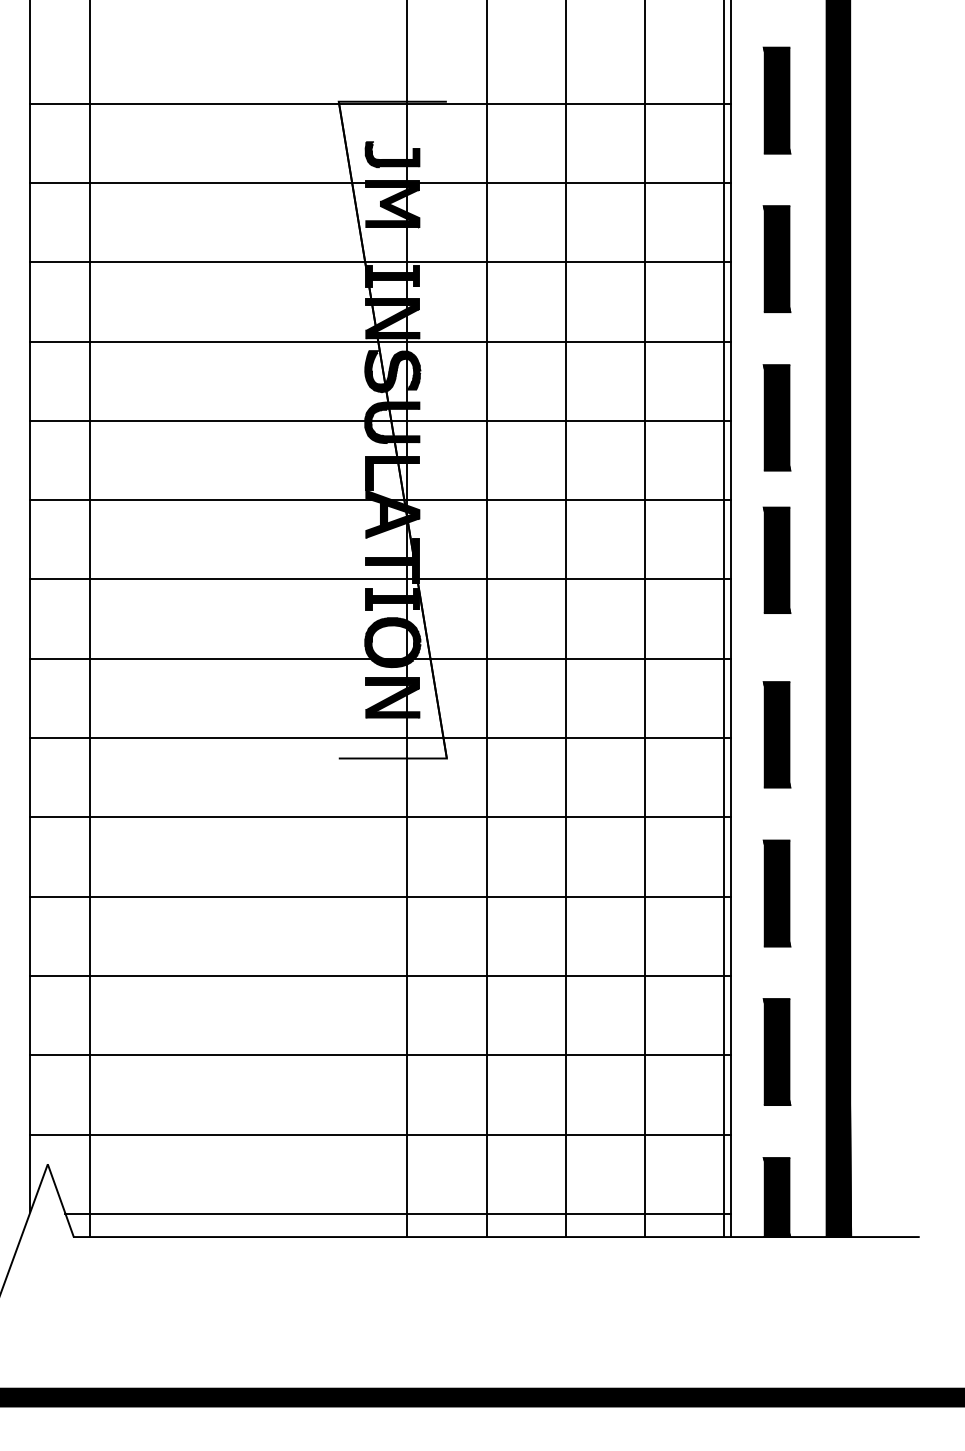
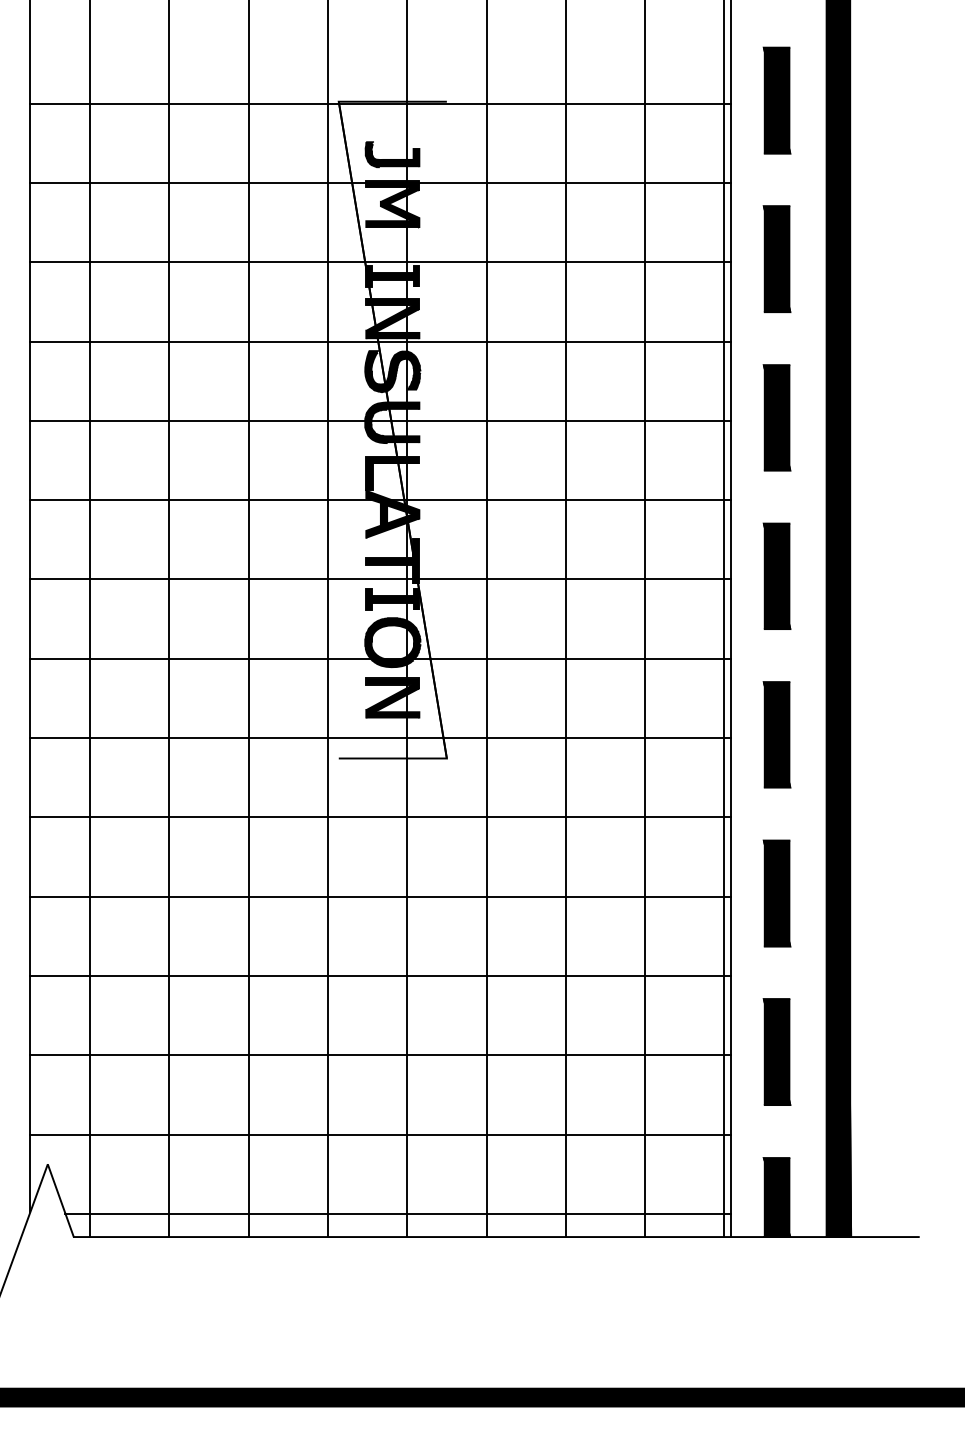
part position: (776, 559) -> (776, 575) (776, 575)
line: none -> present (169, 619)
line: none -> present (248, 619)
line: none -> present (327, 619)
